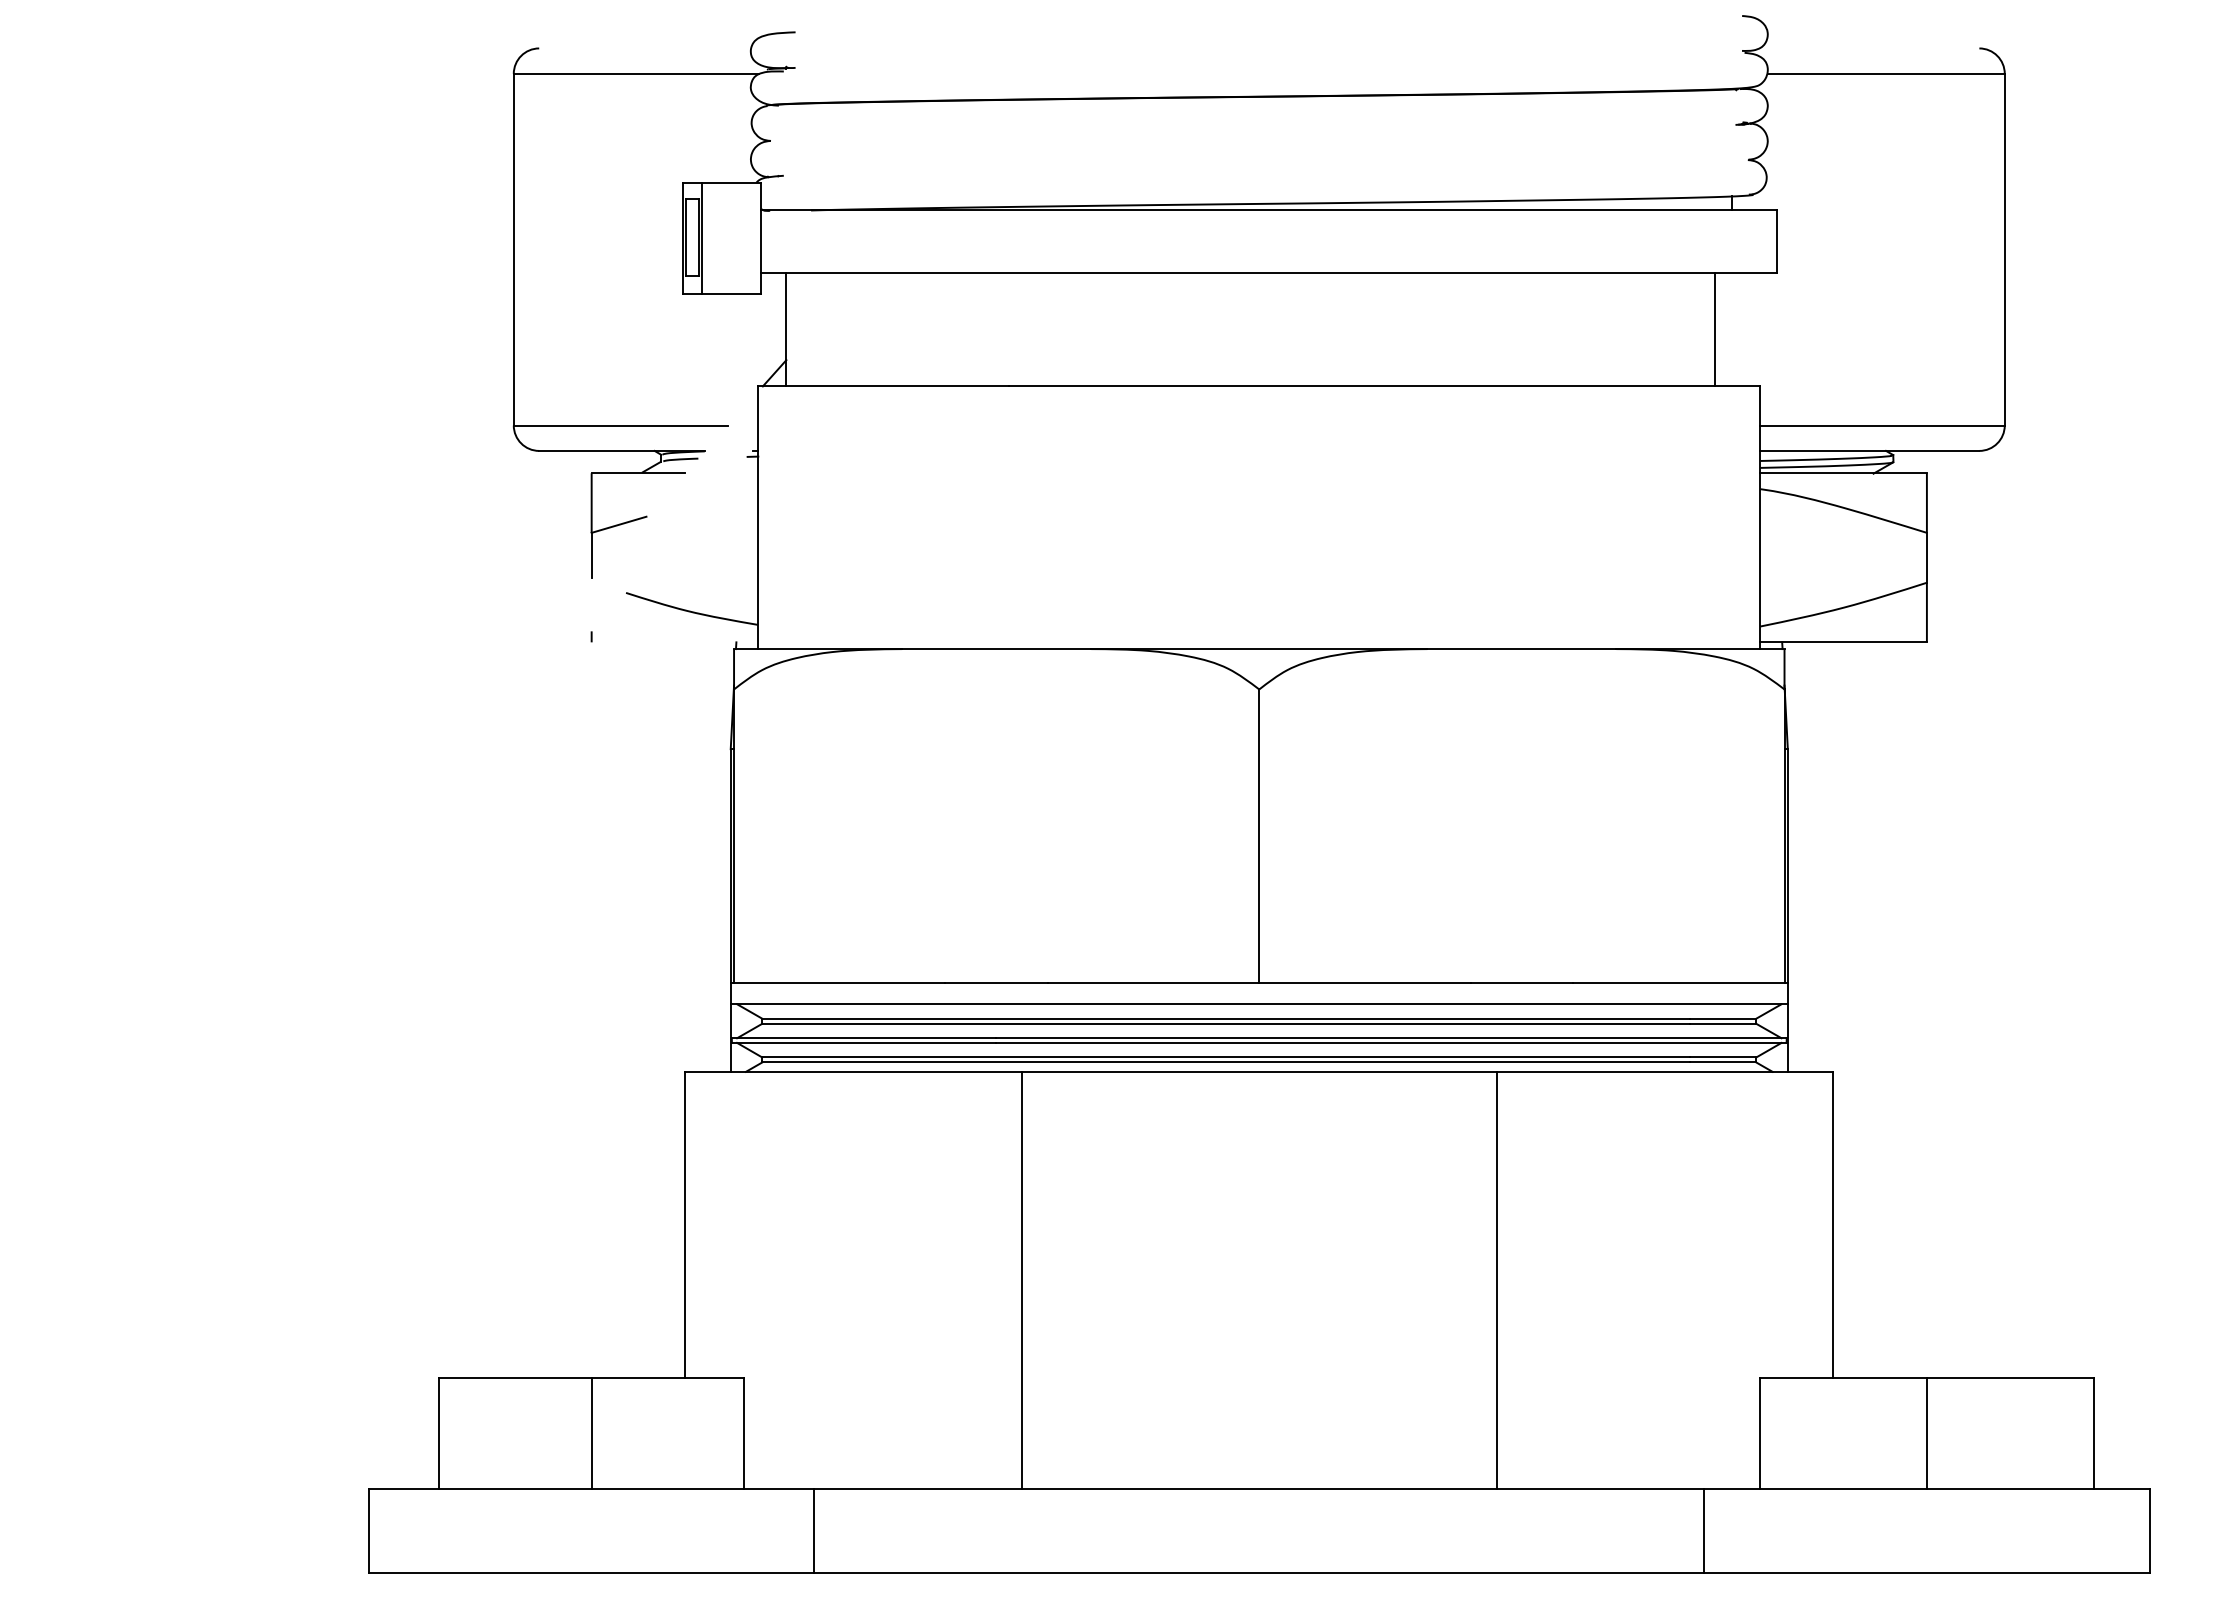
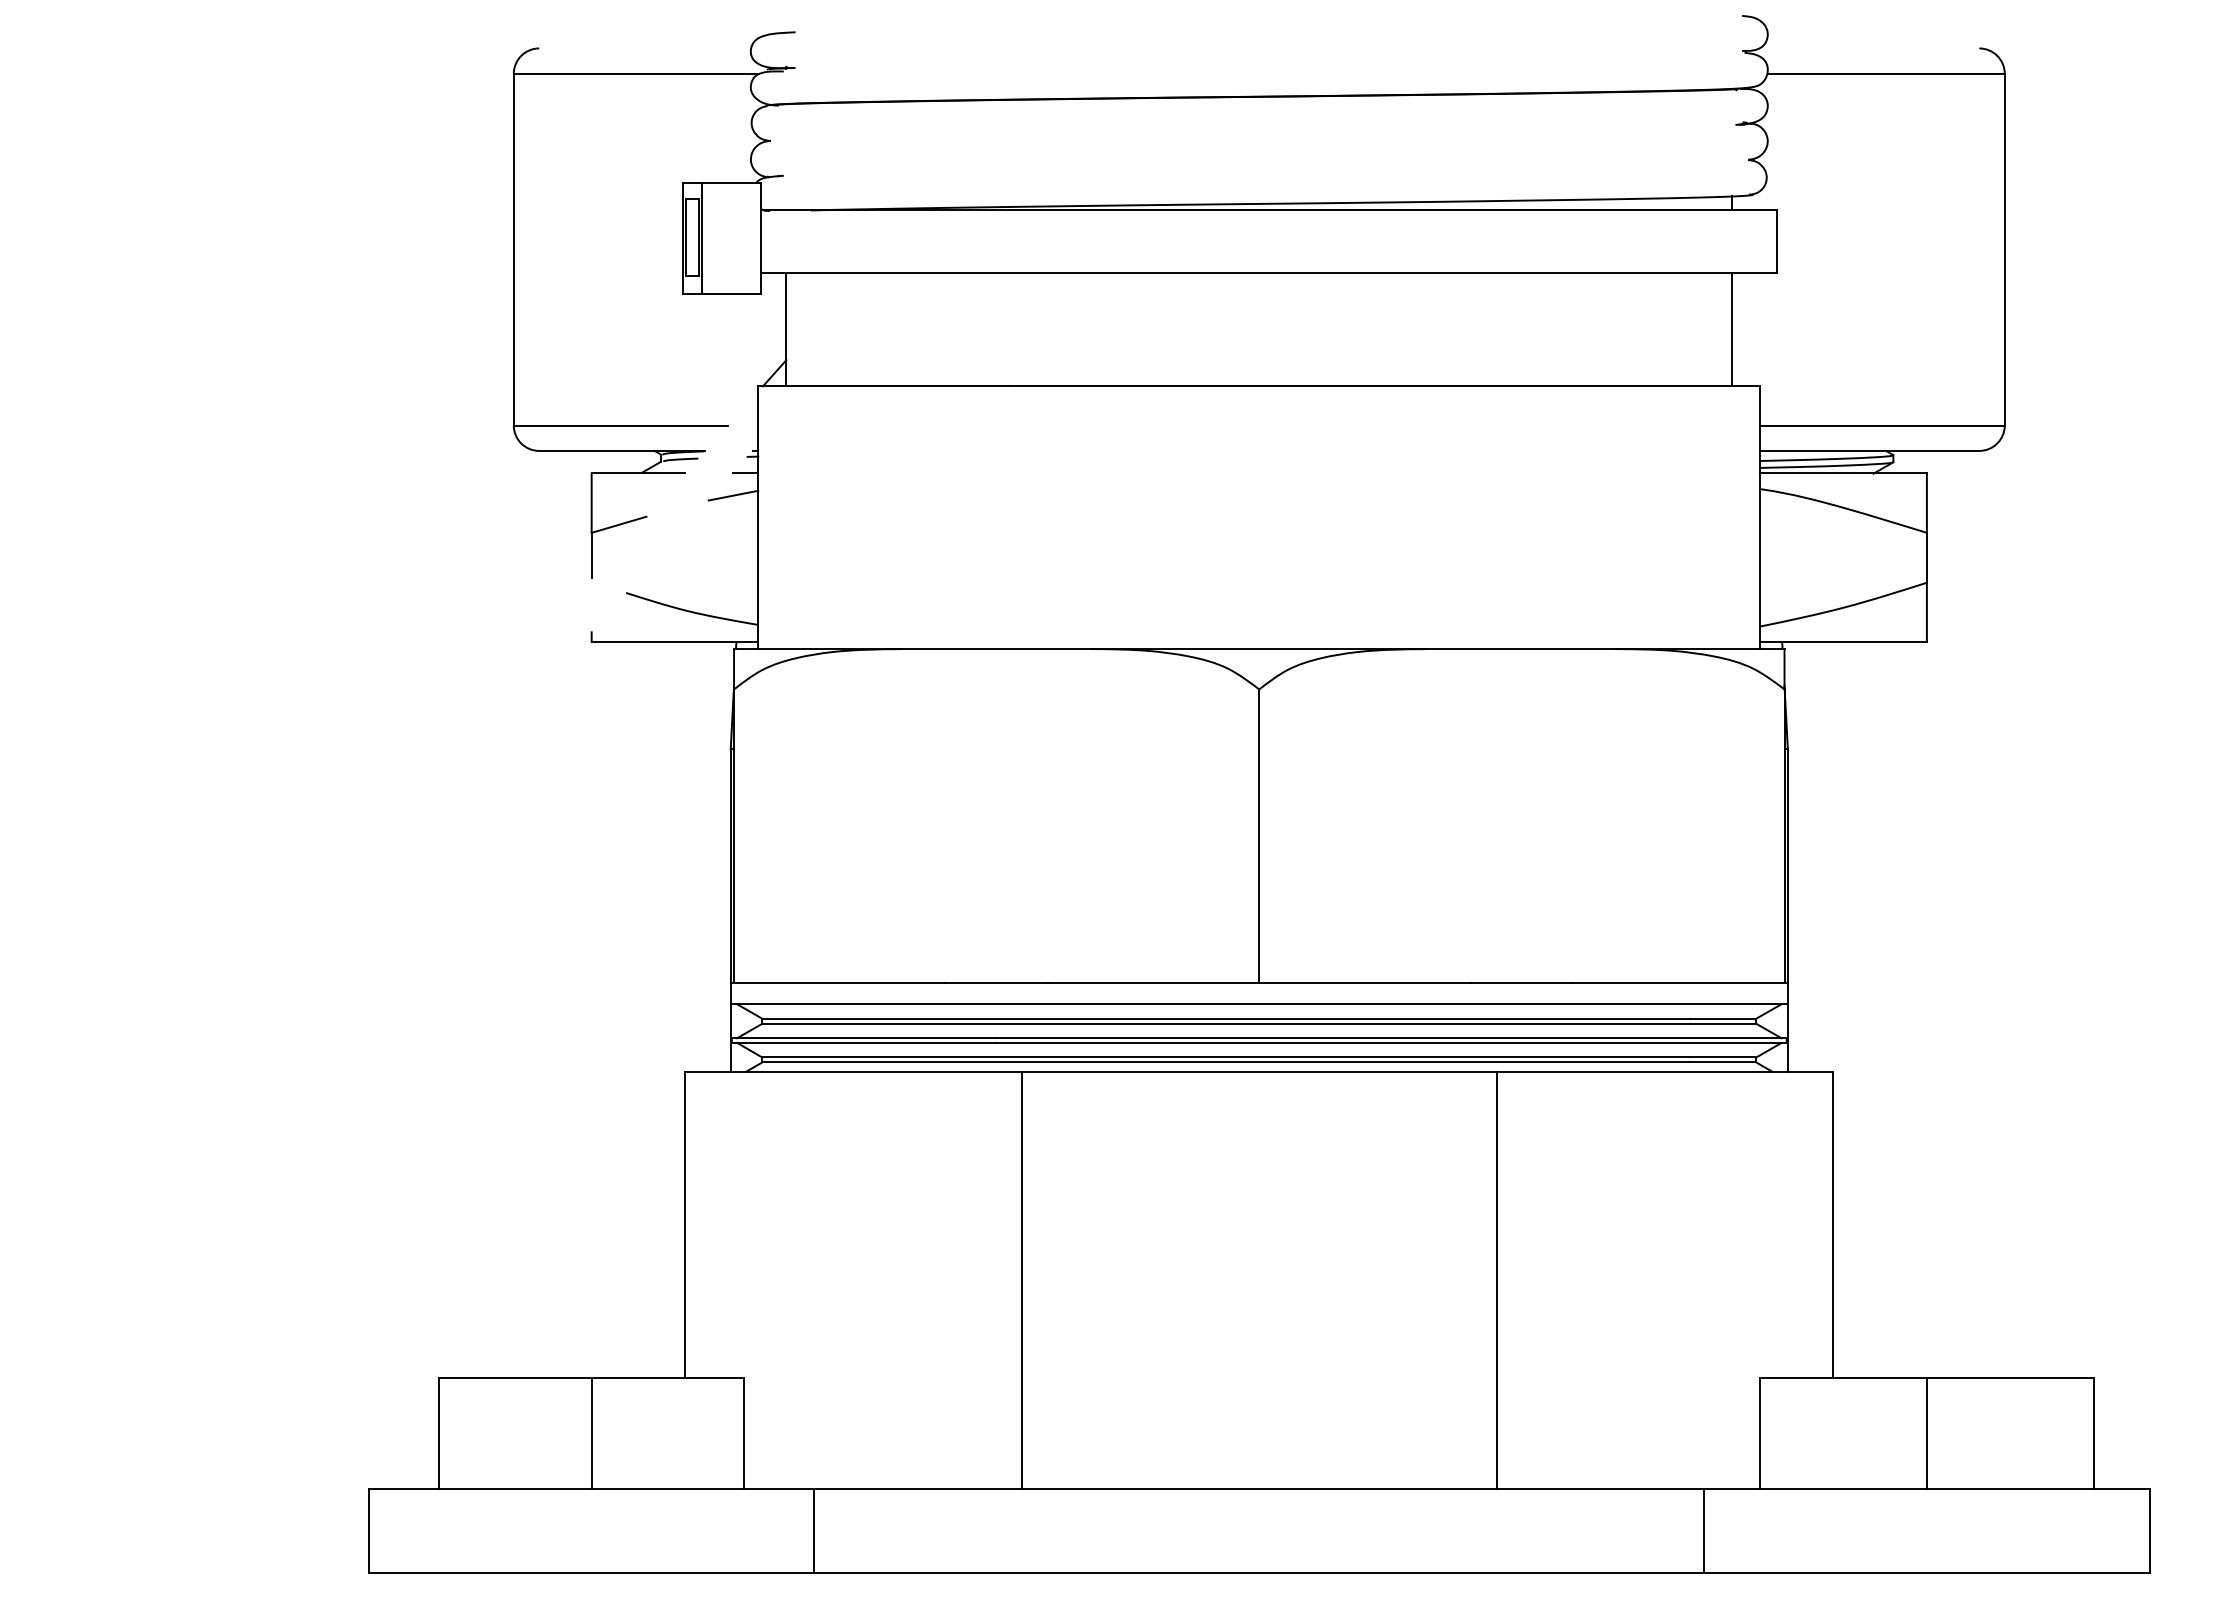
line position: (1715, 329) -> (1732, 329) (1732, 329)
line: none -> present (745, 473)
line: none -> present (733, 495)
line: none -> present (674, 642)
